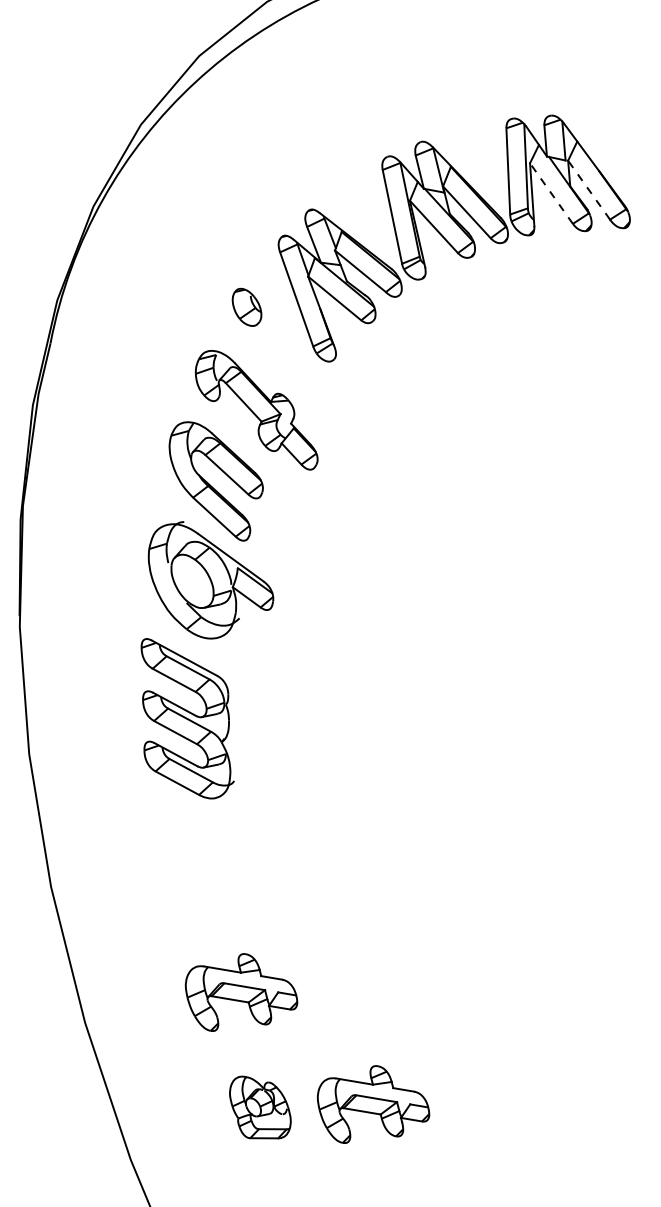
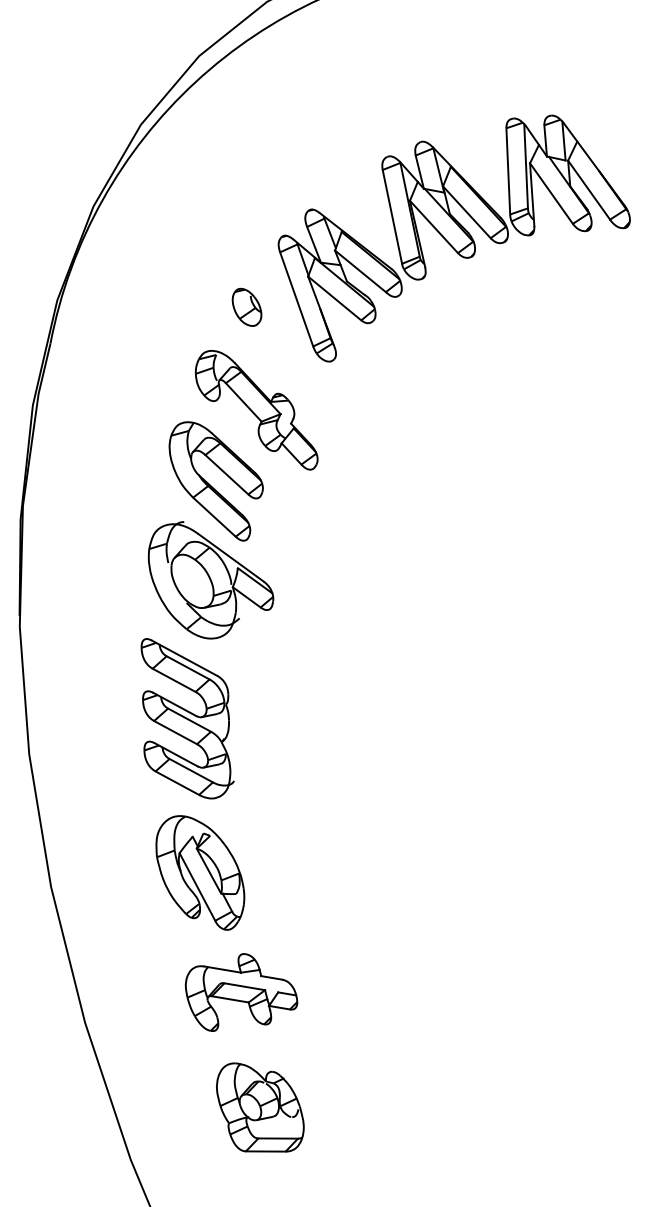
line: dashed -> solid (588, 189)
line: dashed -> solid (551, 193)
part: none -> present (200, 872)
part: present -> none (373, 1104)
part size: 63x65 px -> 89x91 px (260, 1107)
